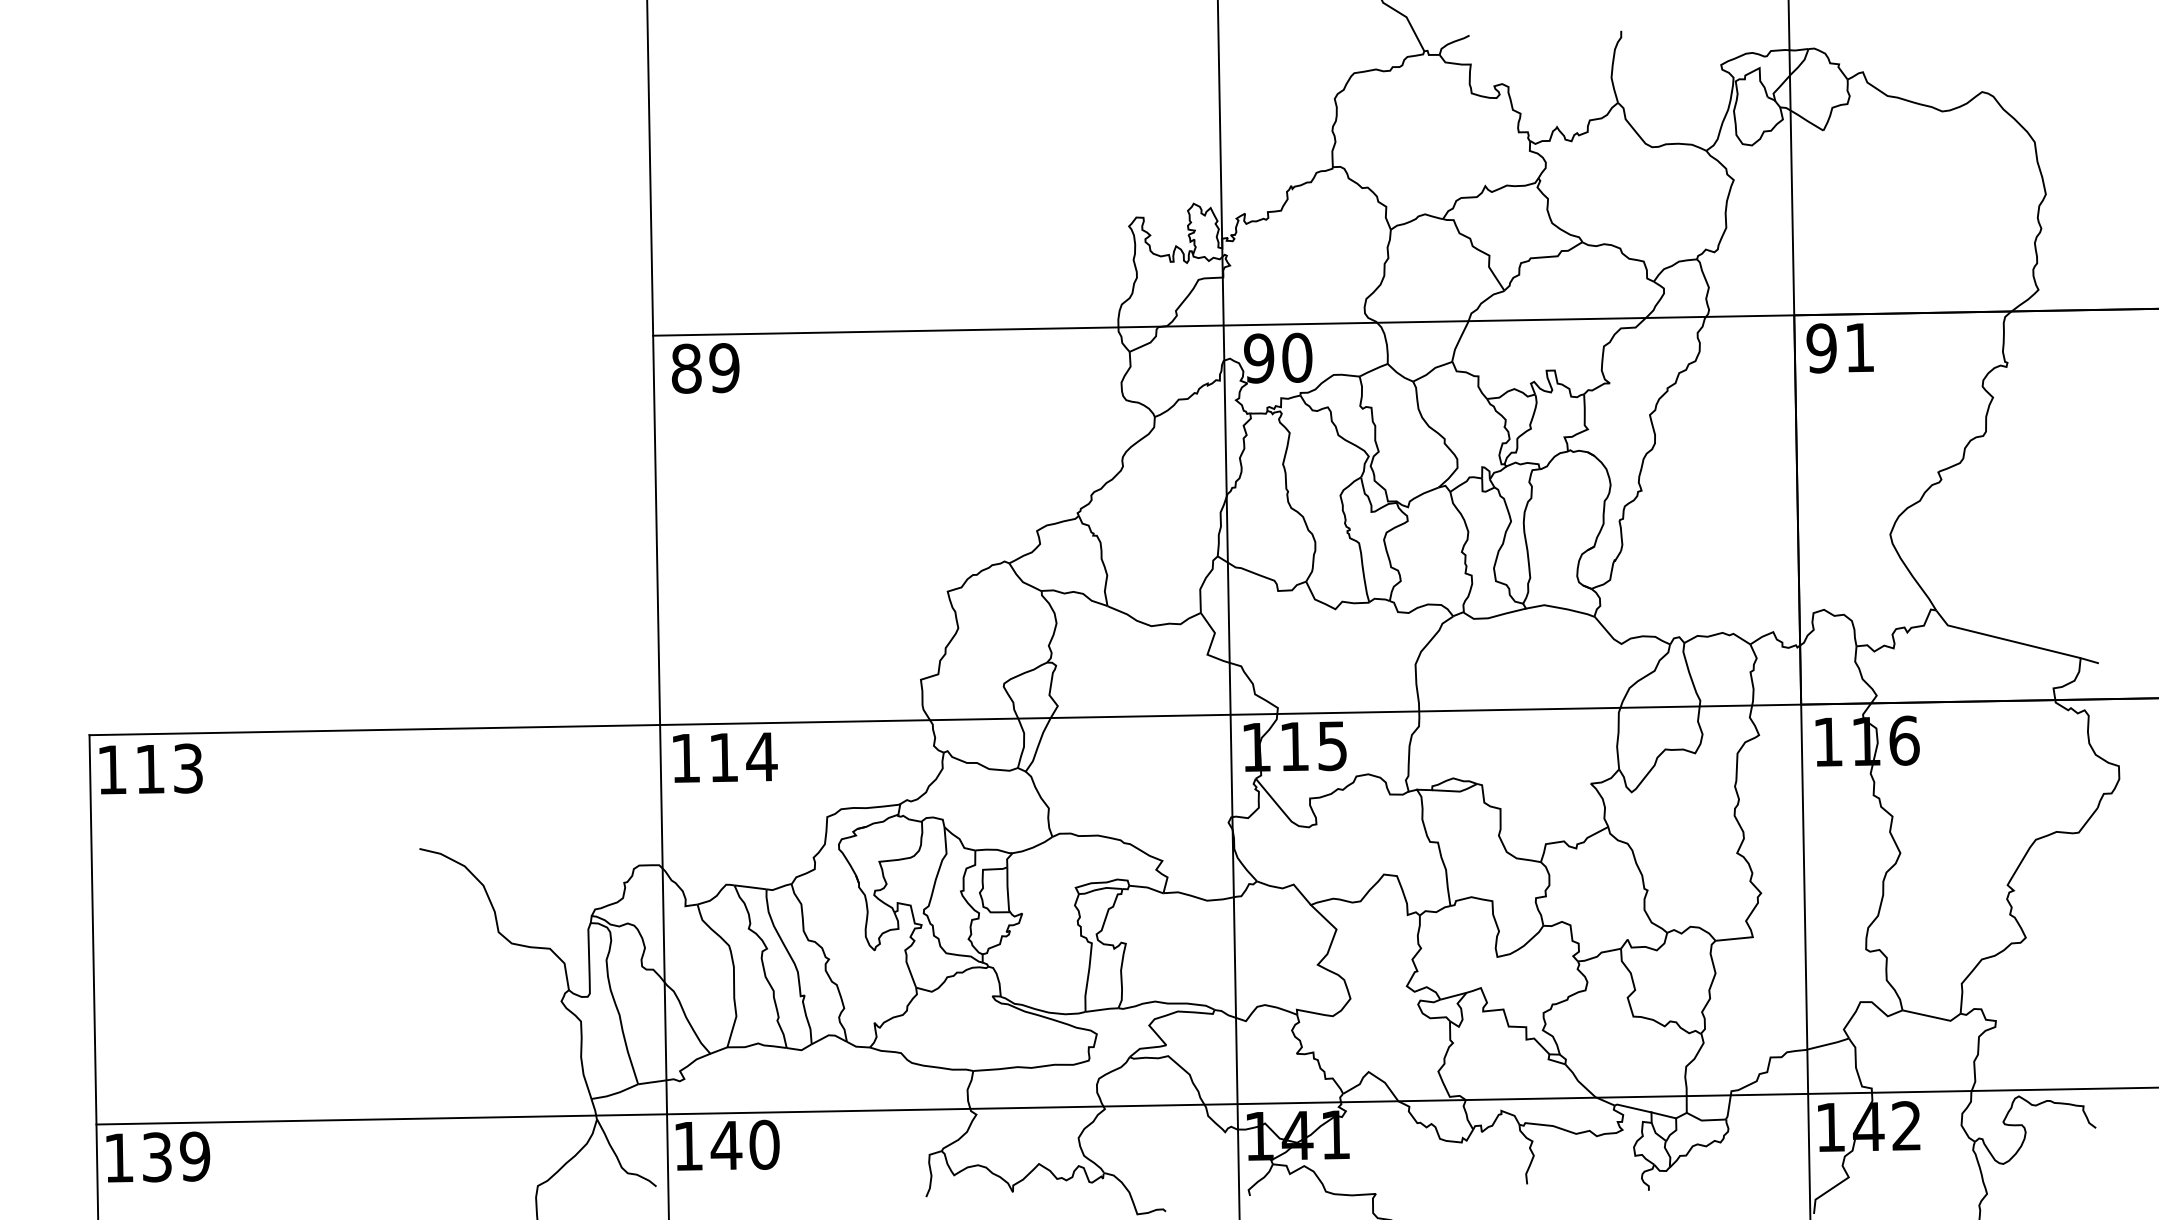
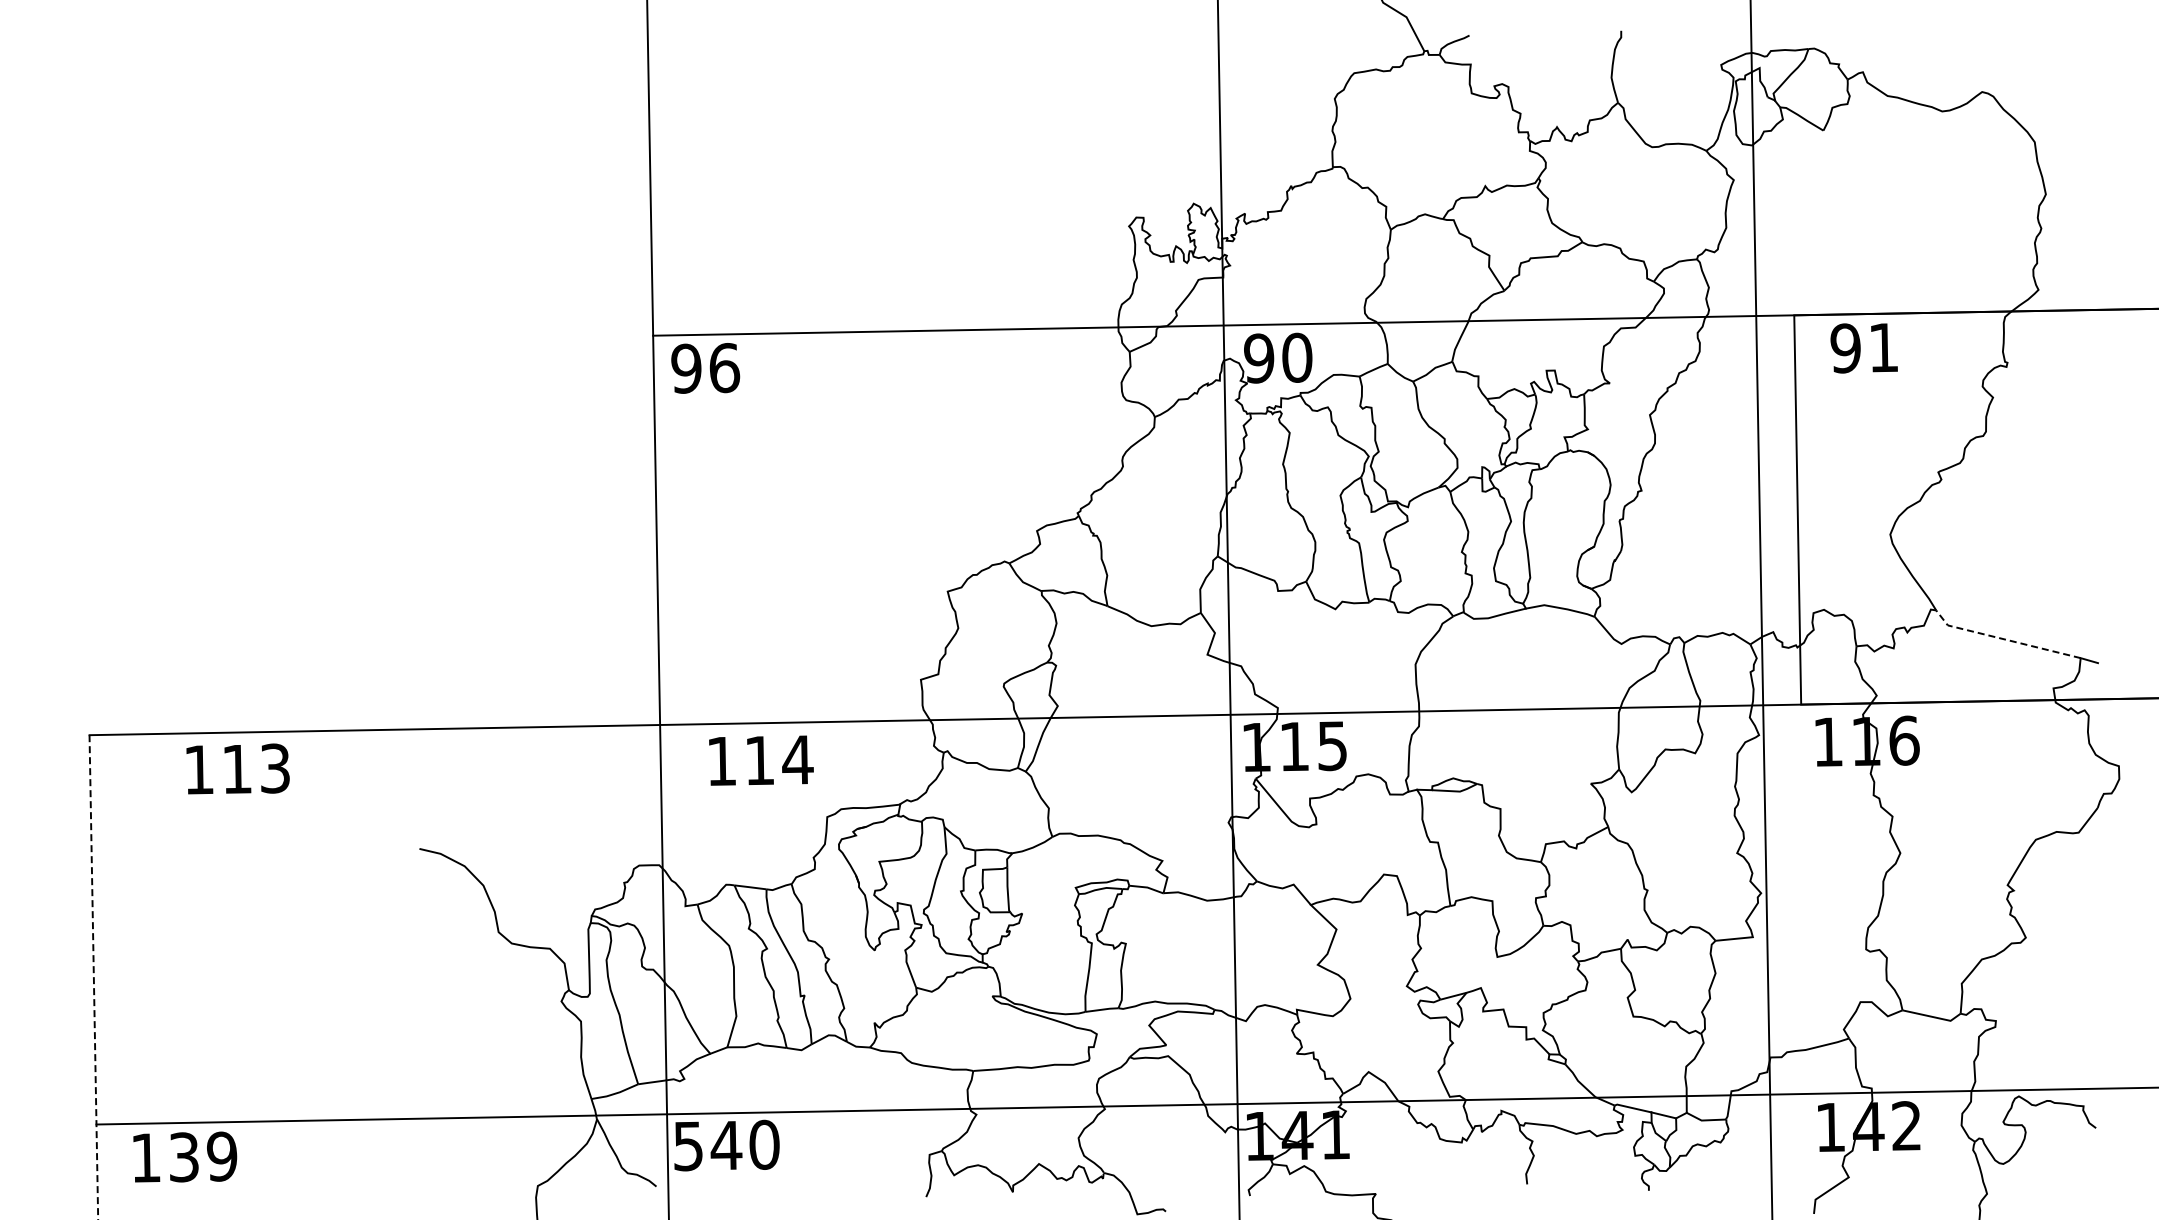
text position: (1839, 348) -> (1863, 348) (1863, 348)
text: 89 -> 96 (705, 368)
line position: (1799, 609) -> (1761, 609) (1761, 609)
line: solid -> dashed (2004, 639)
text position: (725, 757) -> (761, 760) (761, 760)
text position: (150, 768) -> (237, 768) (237, 768)
line: solid -> dashed (93, 978)
text: 140 -> 540 (688, 1146)
text position: (158, 1156) -> (185, 1156) (185, 1156)
